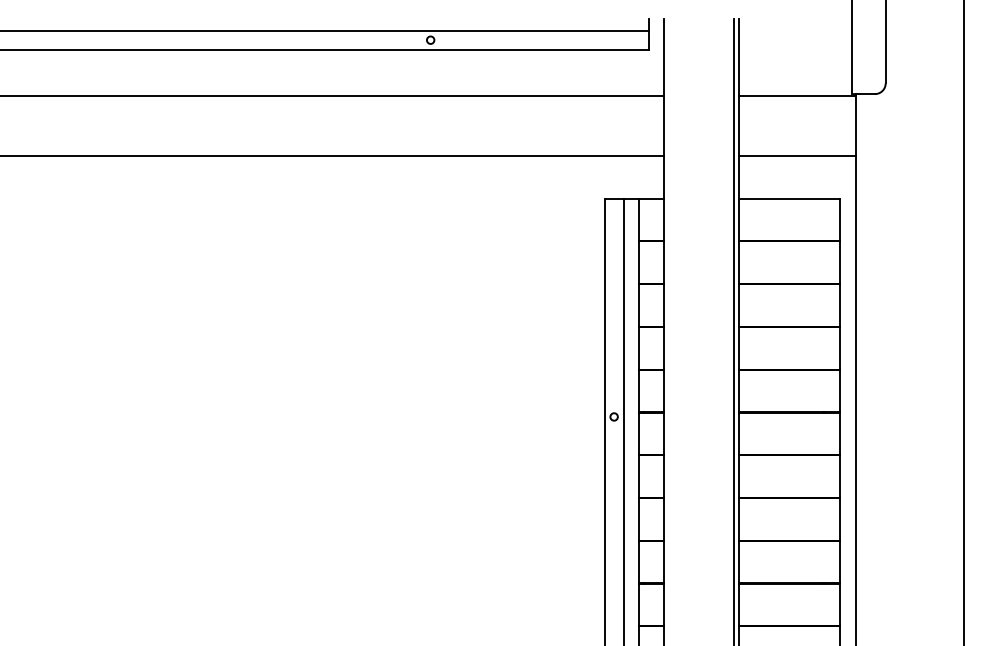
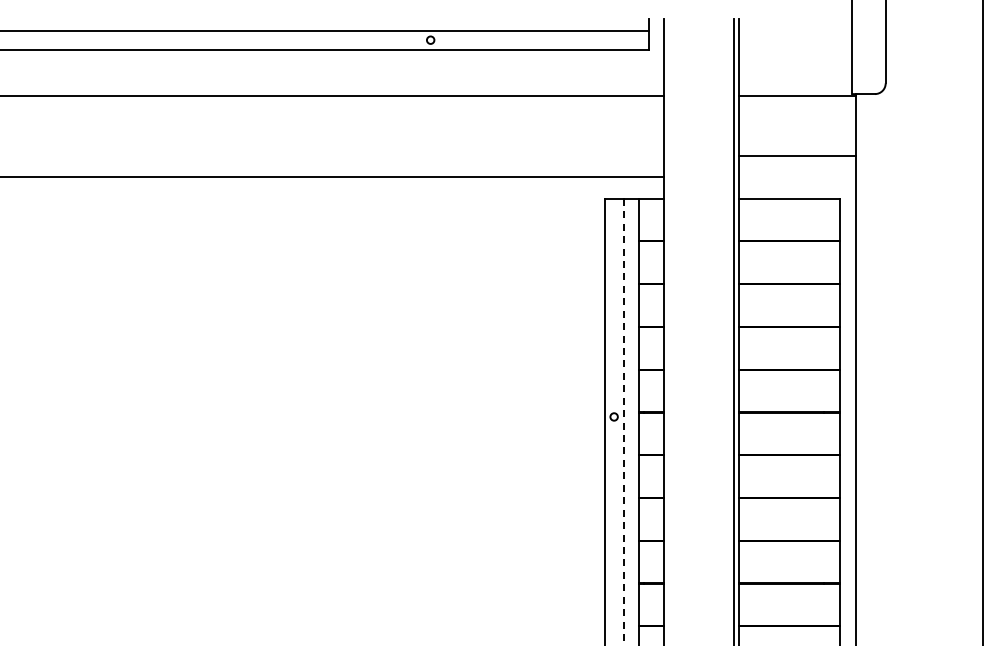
line position: (332, 155) -> (332, 176) (332, 176)
line position: (964, 322) -> (983, 322) (983, 322)
line: solid -> dashed (623, 422)
